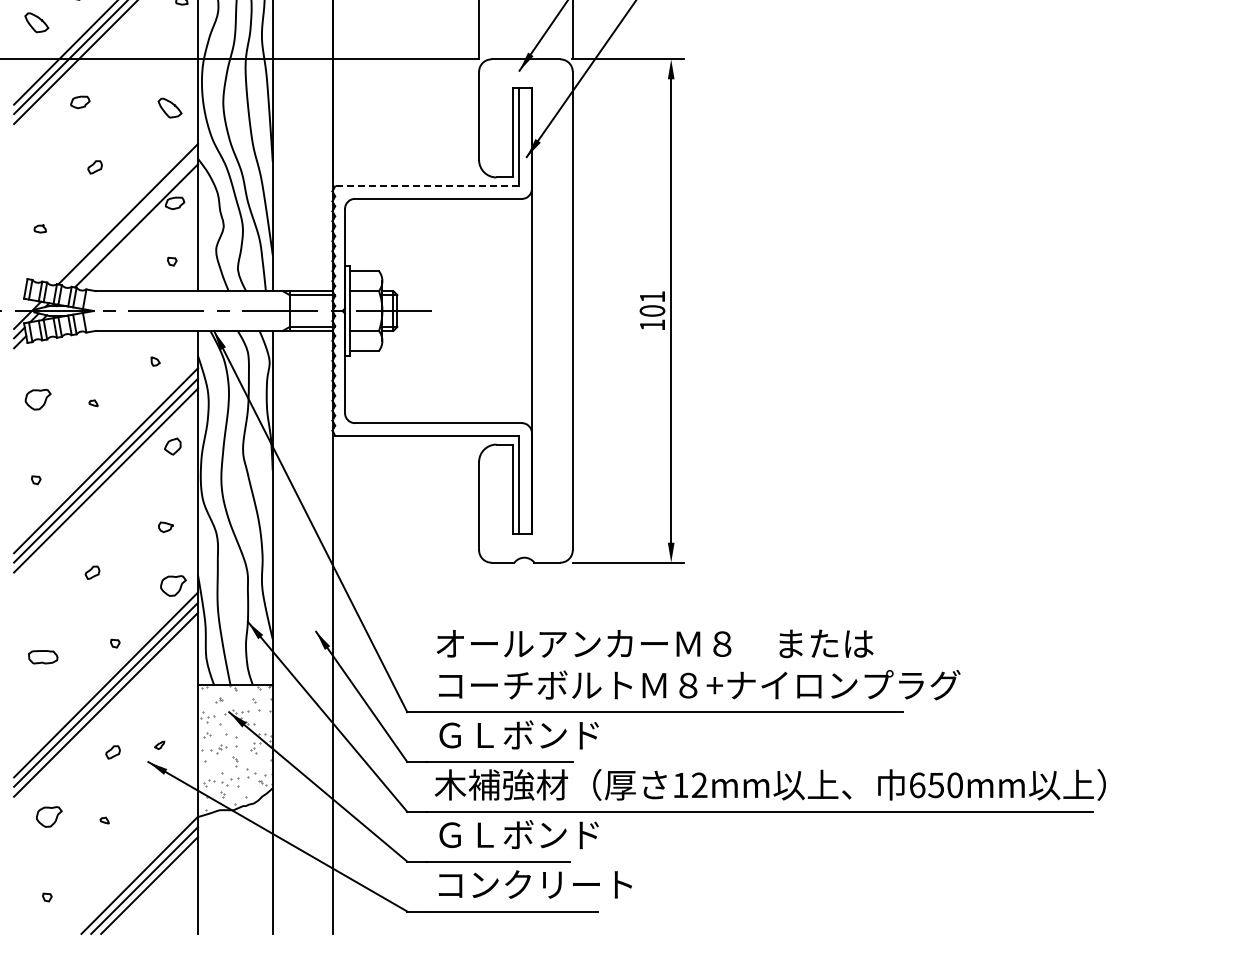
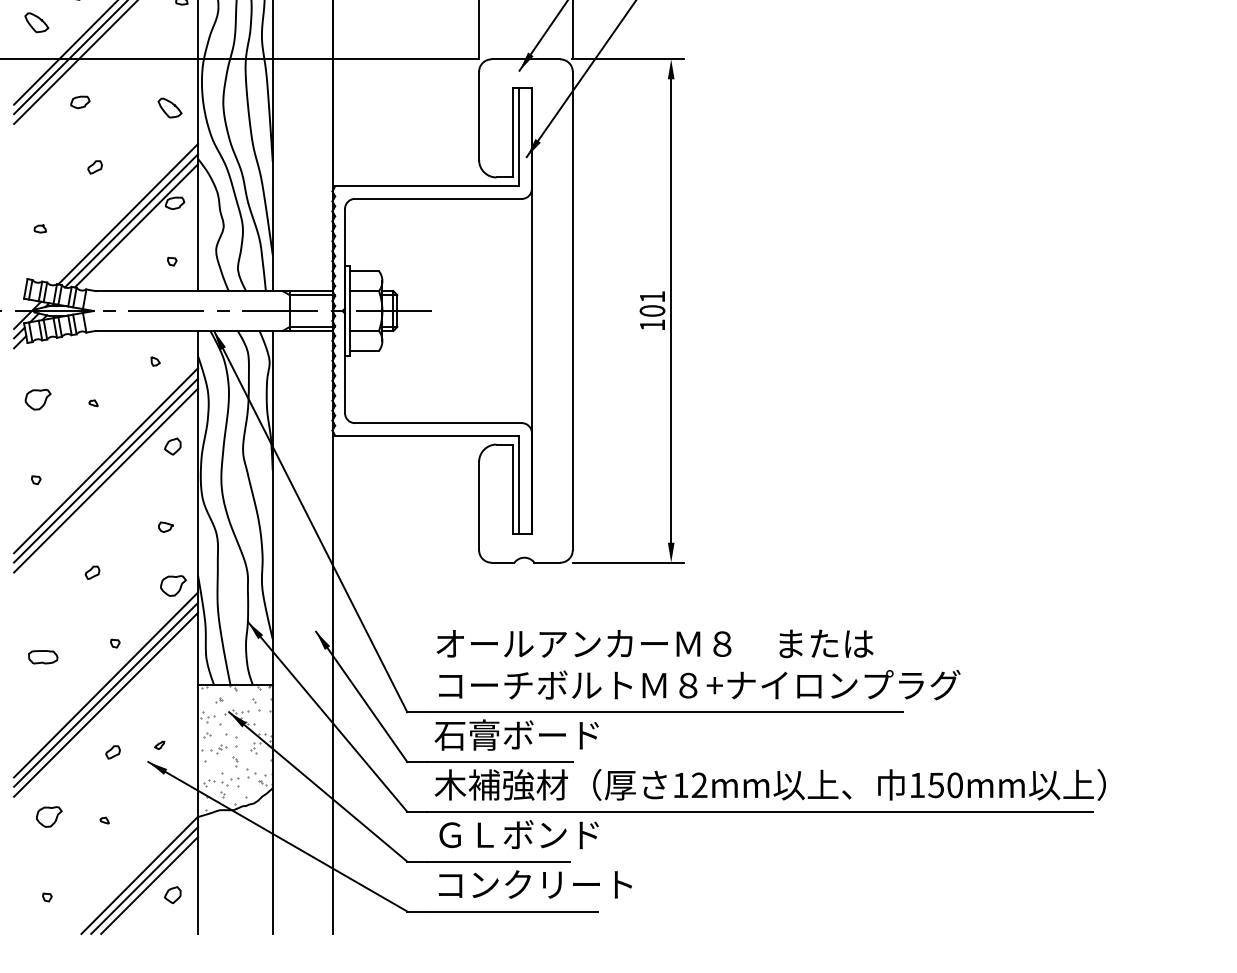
line: dashed -> solid (426, 186)
line: none -> present (131, 220)
text: ＧＬボンド -> 石膏ボード (500, 734)
text: 650mm -> 150mm (917, 785)
part: none -> present (172, 895)
